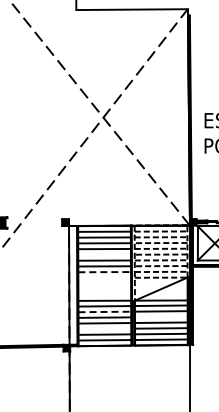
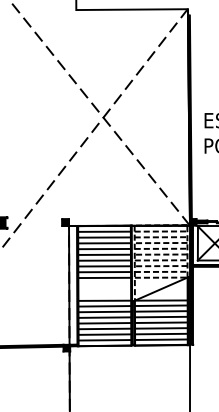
line: none -> present (104, 254)
line: dashed -> solid (105, 272)
line: none -> present (104, 277)
line: dashed -> solid (105, 311)
line: none -> present (161, 316)
line: none -> present (104, 328)
